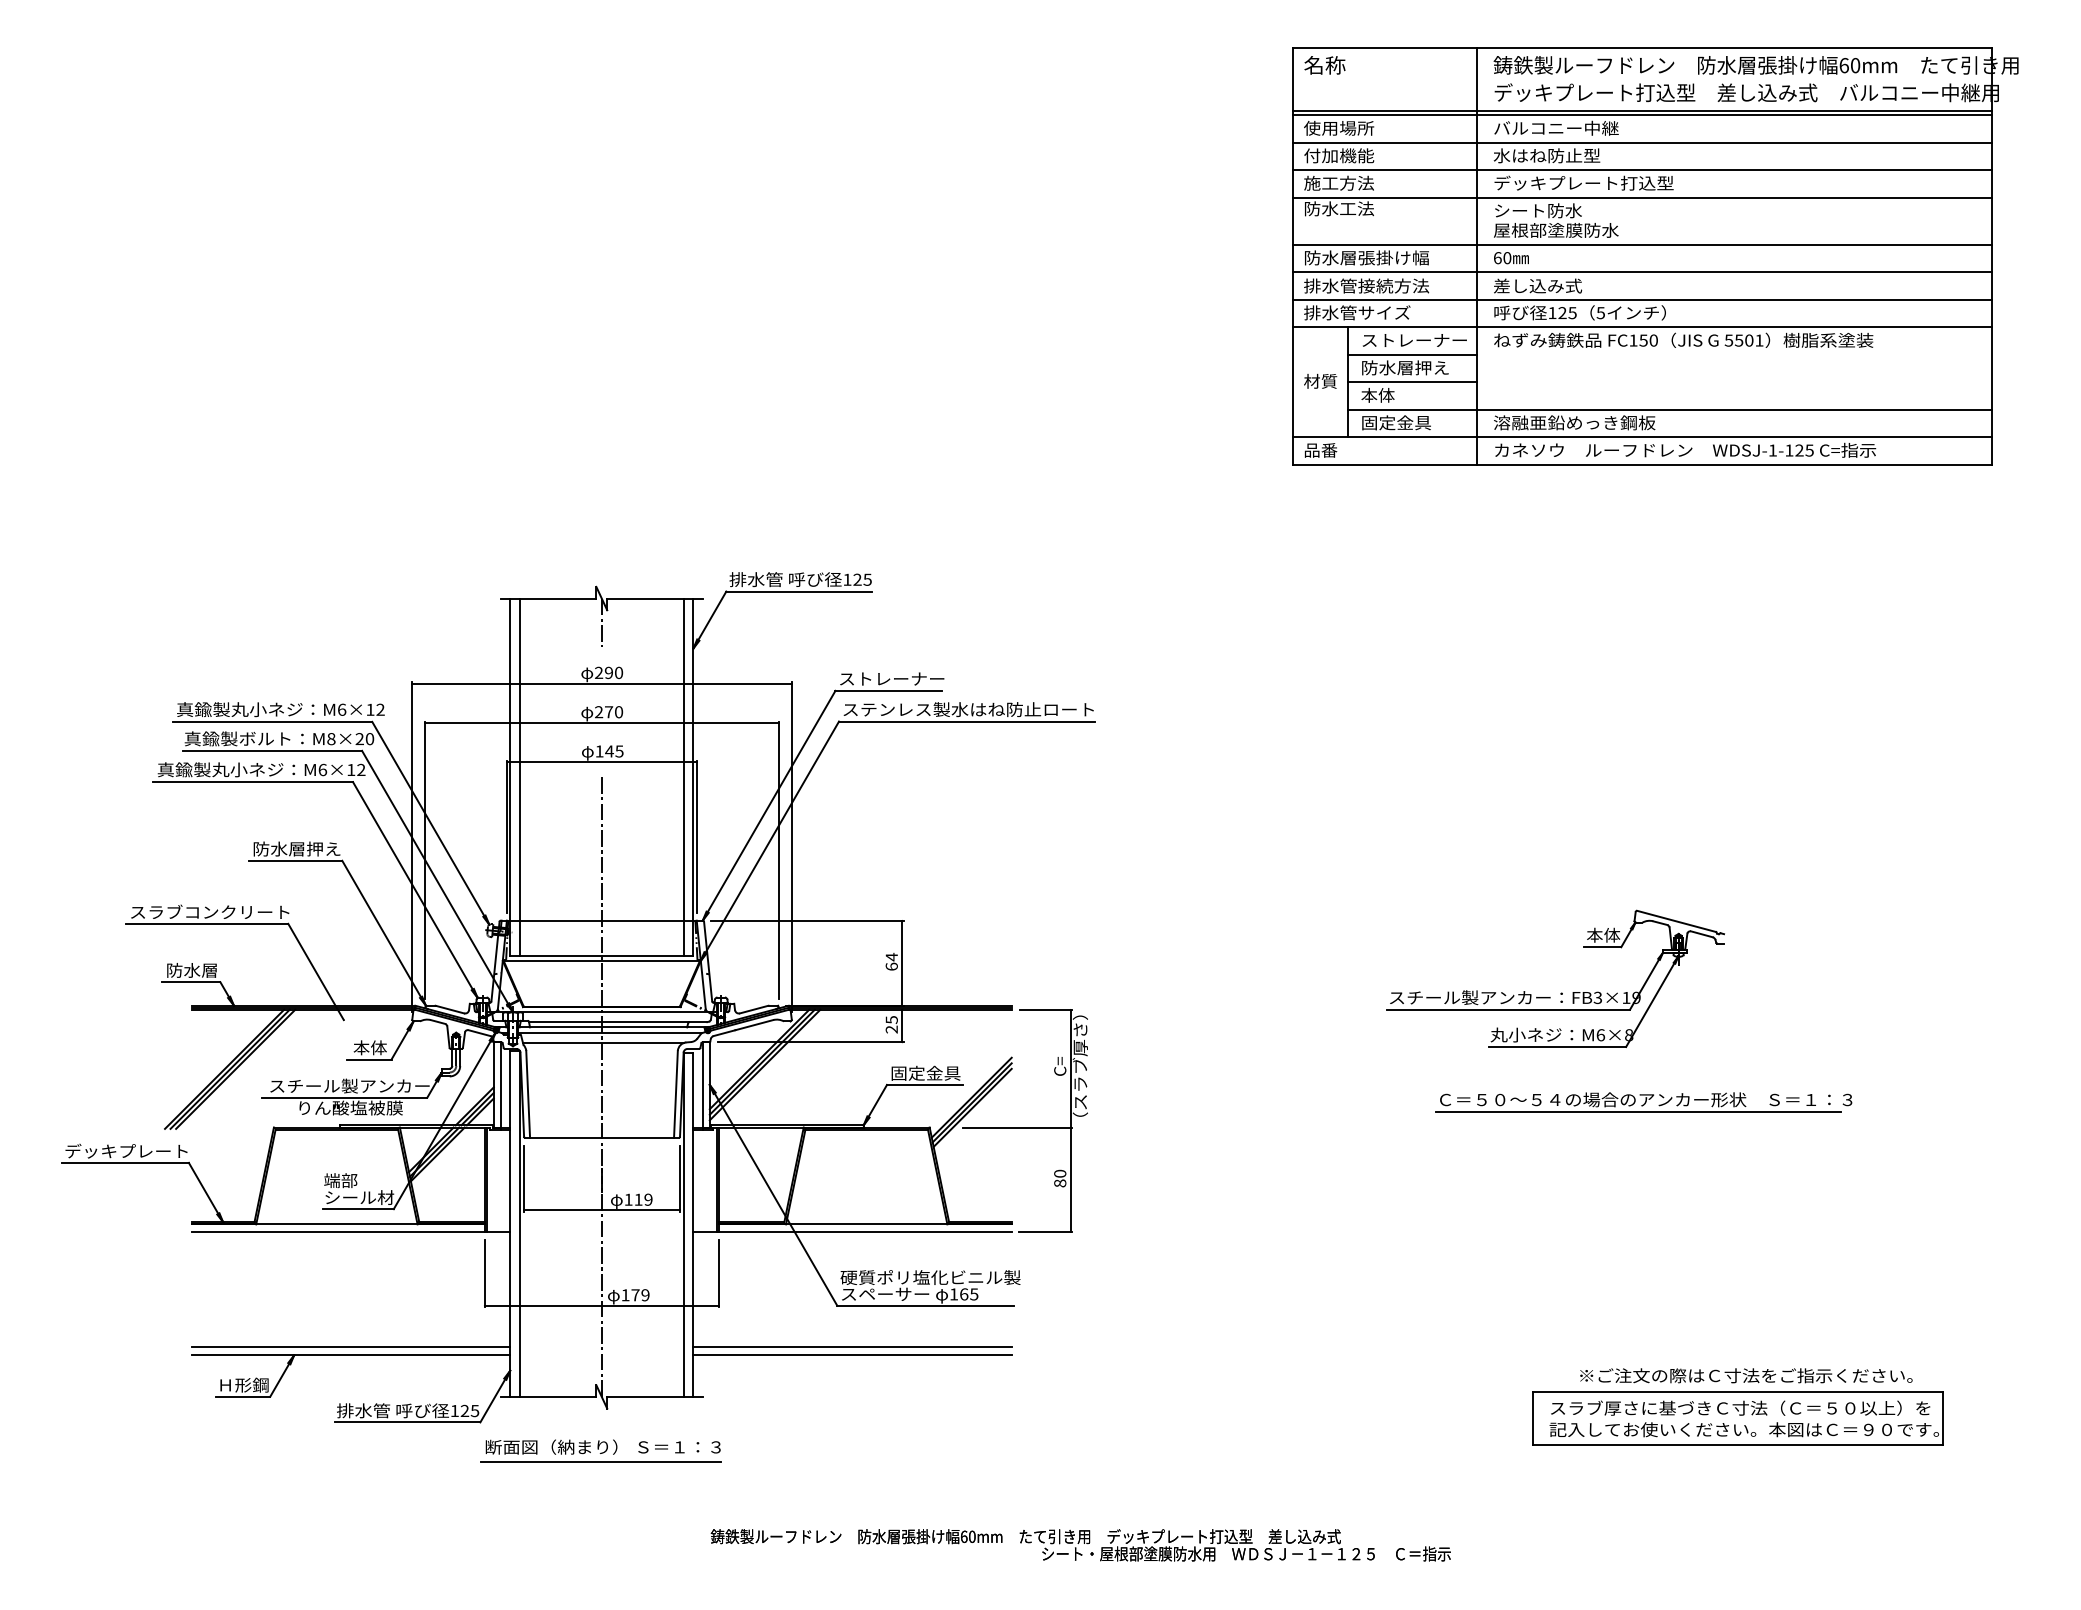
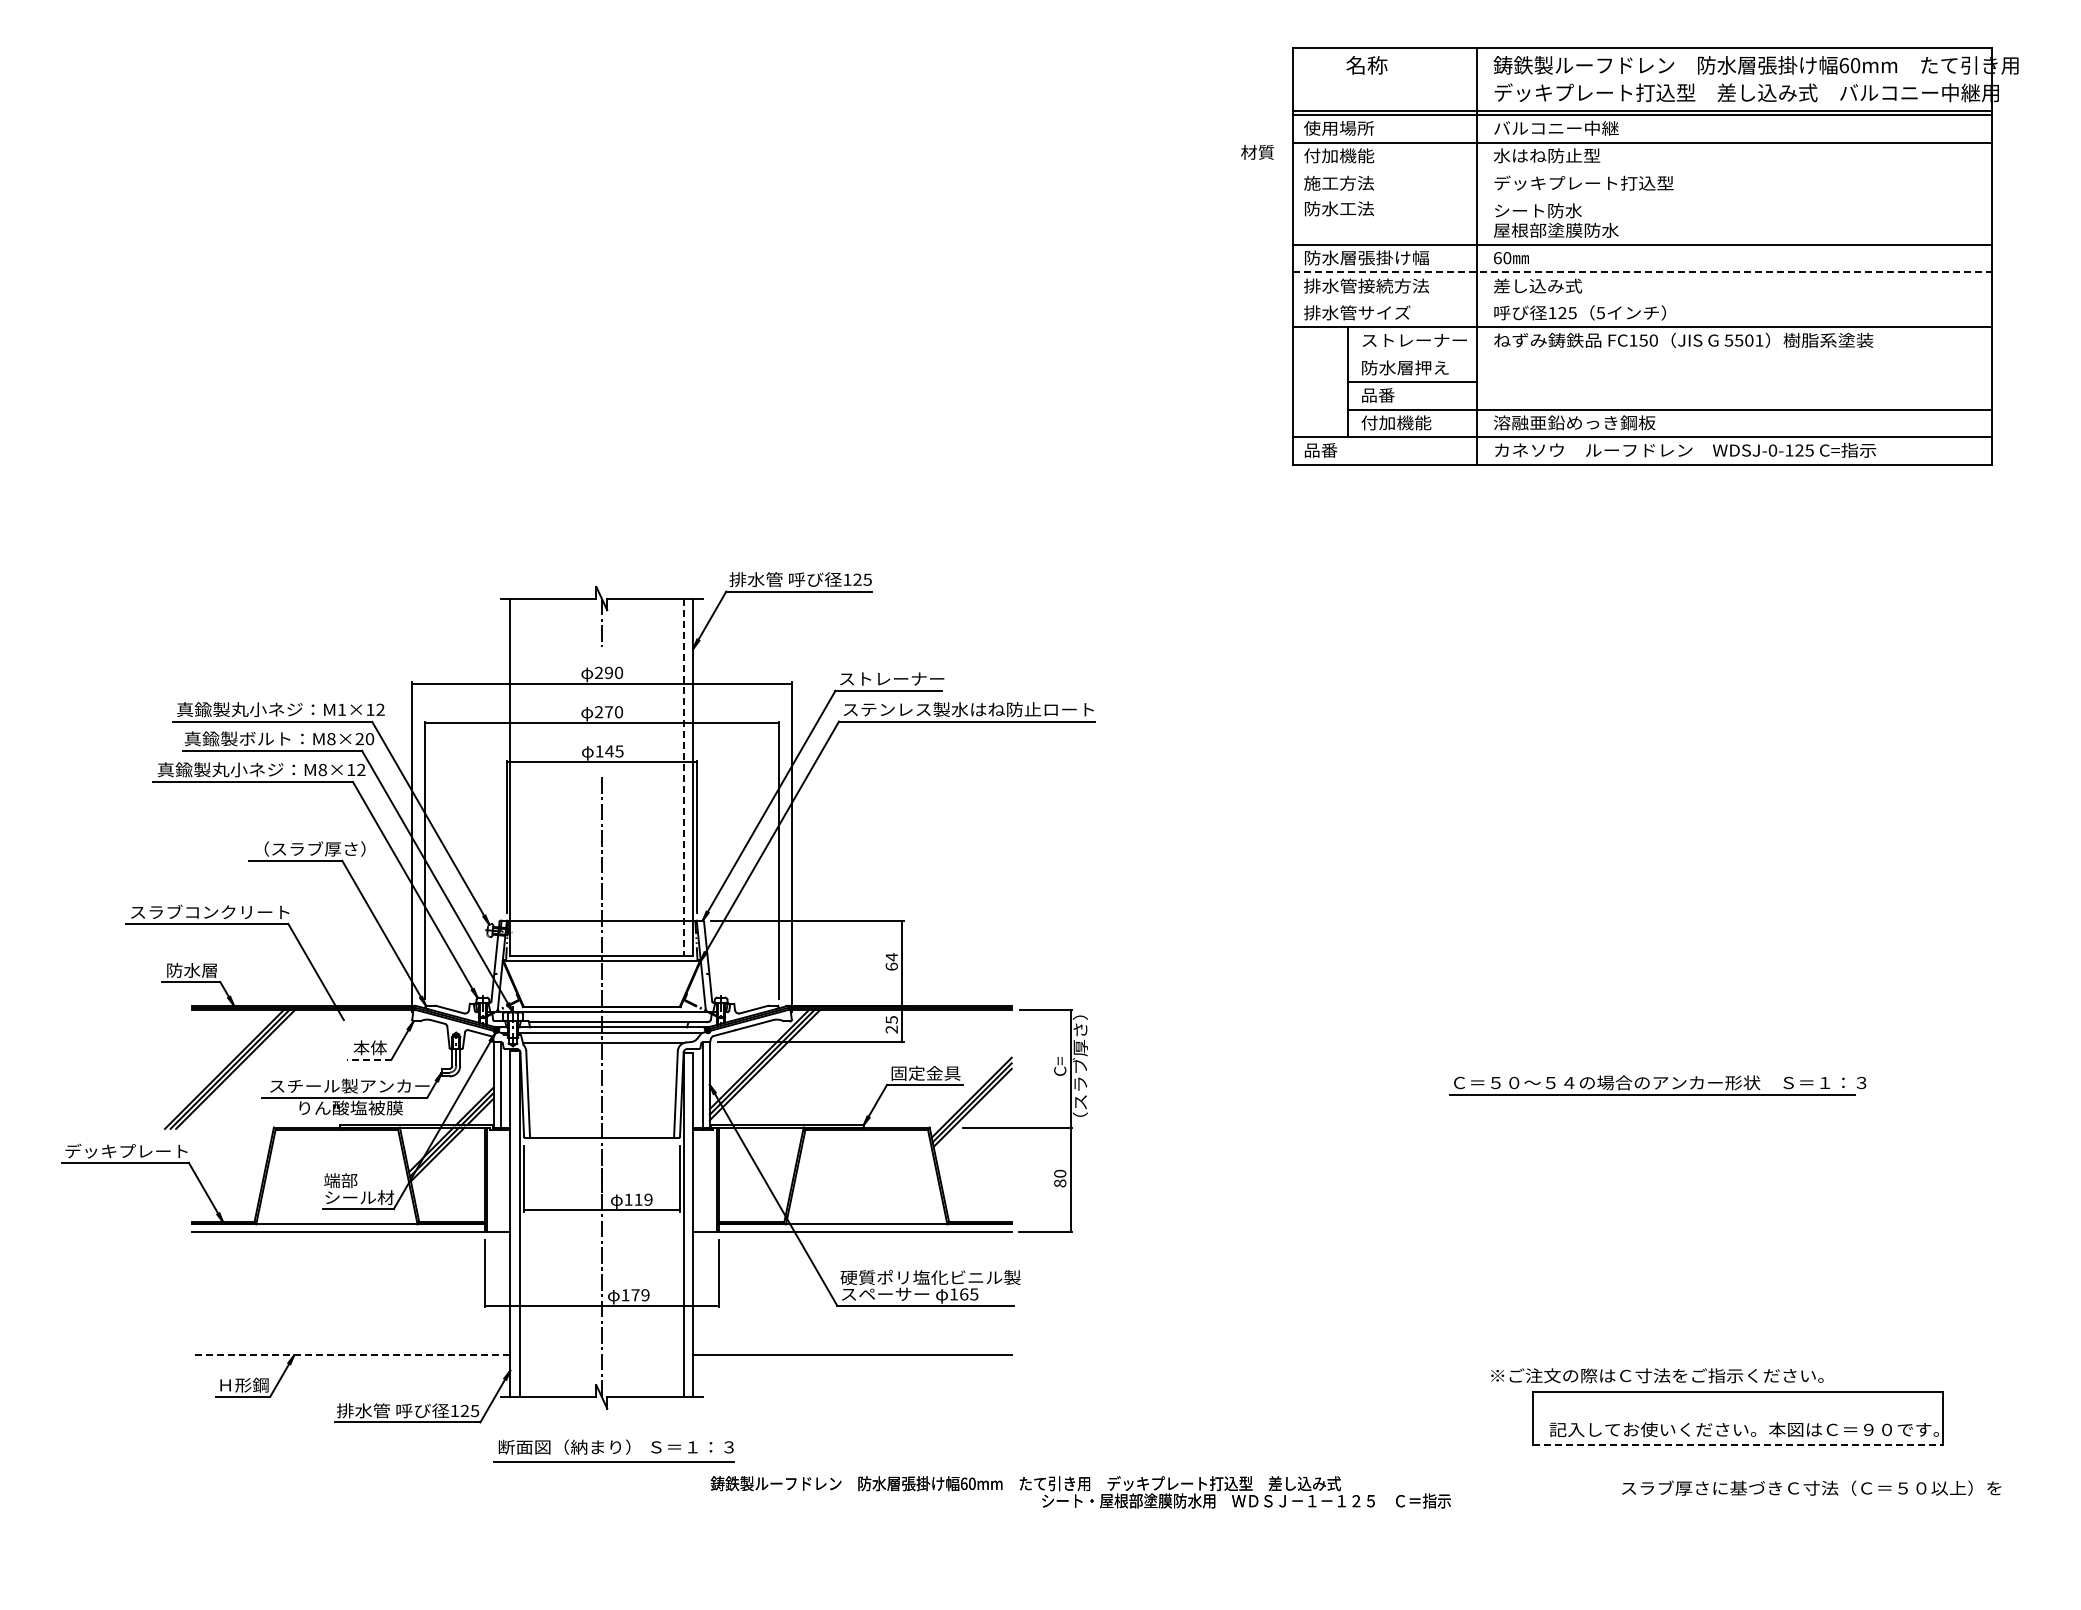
text position: (1324, 65) -> (1366, 65) (1366, 65)
line: present -> none (1642, 170)
line: present -> none (1642, 197)
line: solid -> dashed (1642, 272)
line: present -> none (1642, 299)
line: present -> none (1411, 354)
text position: (1320, 380) -> (1257, 151) (1257, 151)
text: 本体 -> 品番 (1377, 394)
text: 固定金具 -> 付加機能 (1396, 422)
text: WDSJ-1-125 -> WDSJ-0-125 (1772, 450)
text: M6×12 -> M1×12 (342, 709)
text: M6×12 -> M8×12 (322, 769)
line: present -> none (519, 777)
line: solid -> dashed (683, 777)
text: 防水層押え -> （スラブ厚さ） (309, 848)
part: present -> none (1561, 992)
line: solid -> dashed (369, 1059)
part position: (1643, 1102) -> (1657, 1085) (1657, 1085)
line: present -> none (351, 1347)
line: present -> none (852, 1347)
line: solid -> dashed (350, 1355)
text position: (1746, 1375) -> (1657, 1375) (1657, 1375)
text position: (1740, 1407) -> (1811, 1487) (1811, 1487)
line: solid -> dashed (1738, 1444)
part position: (600, 1450) -> (613, 1450) (613, 1450)
text position: (1080, 1545) -> (1080, 1492) (1080, 1492)
